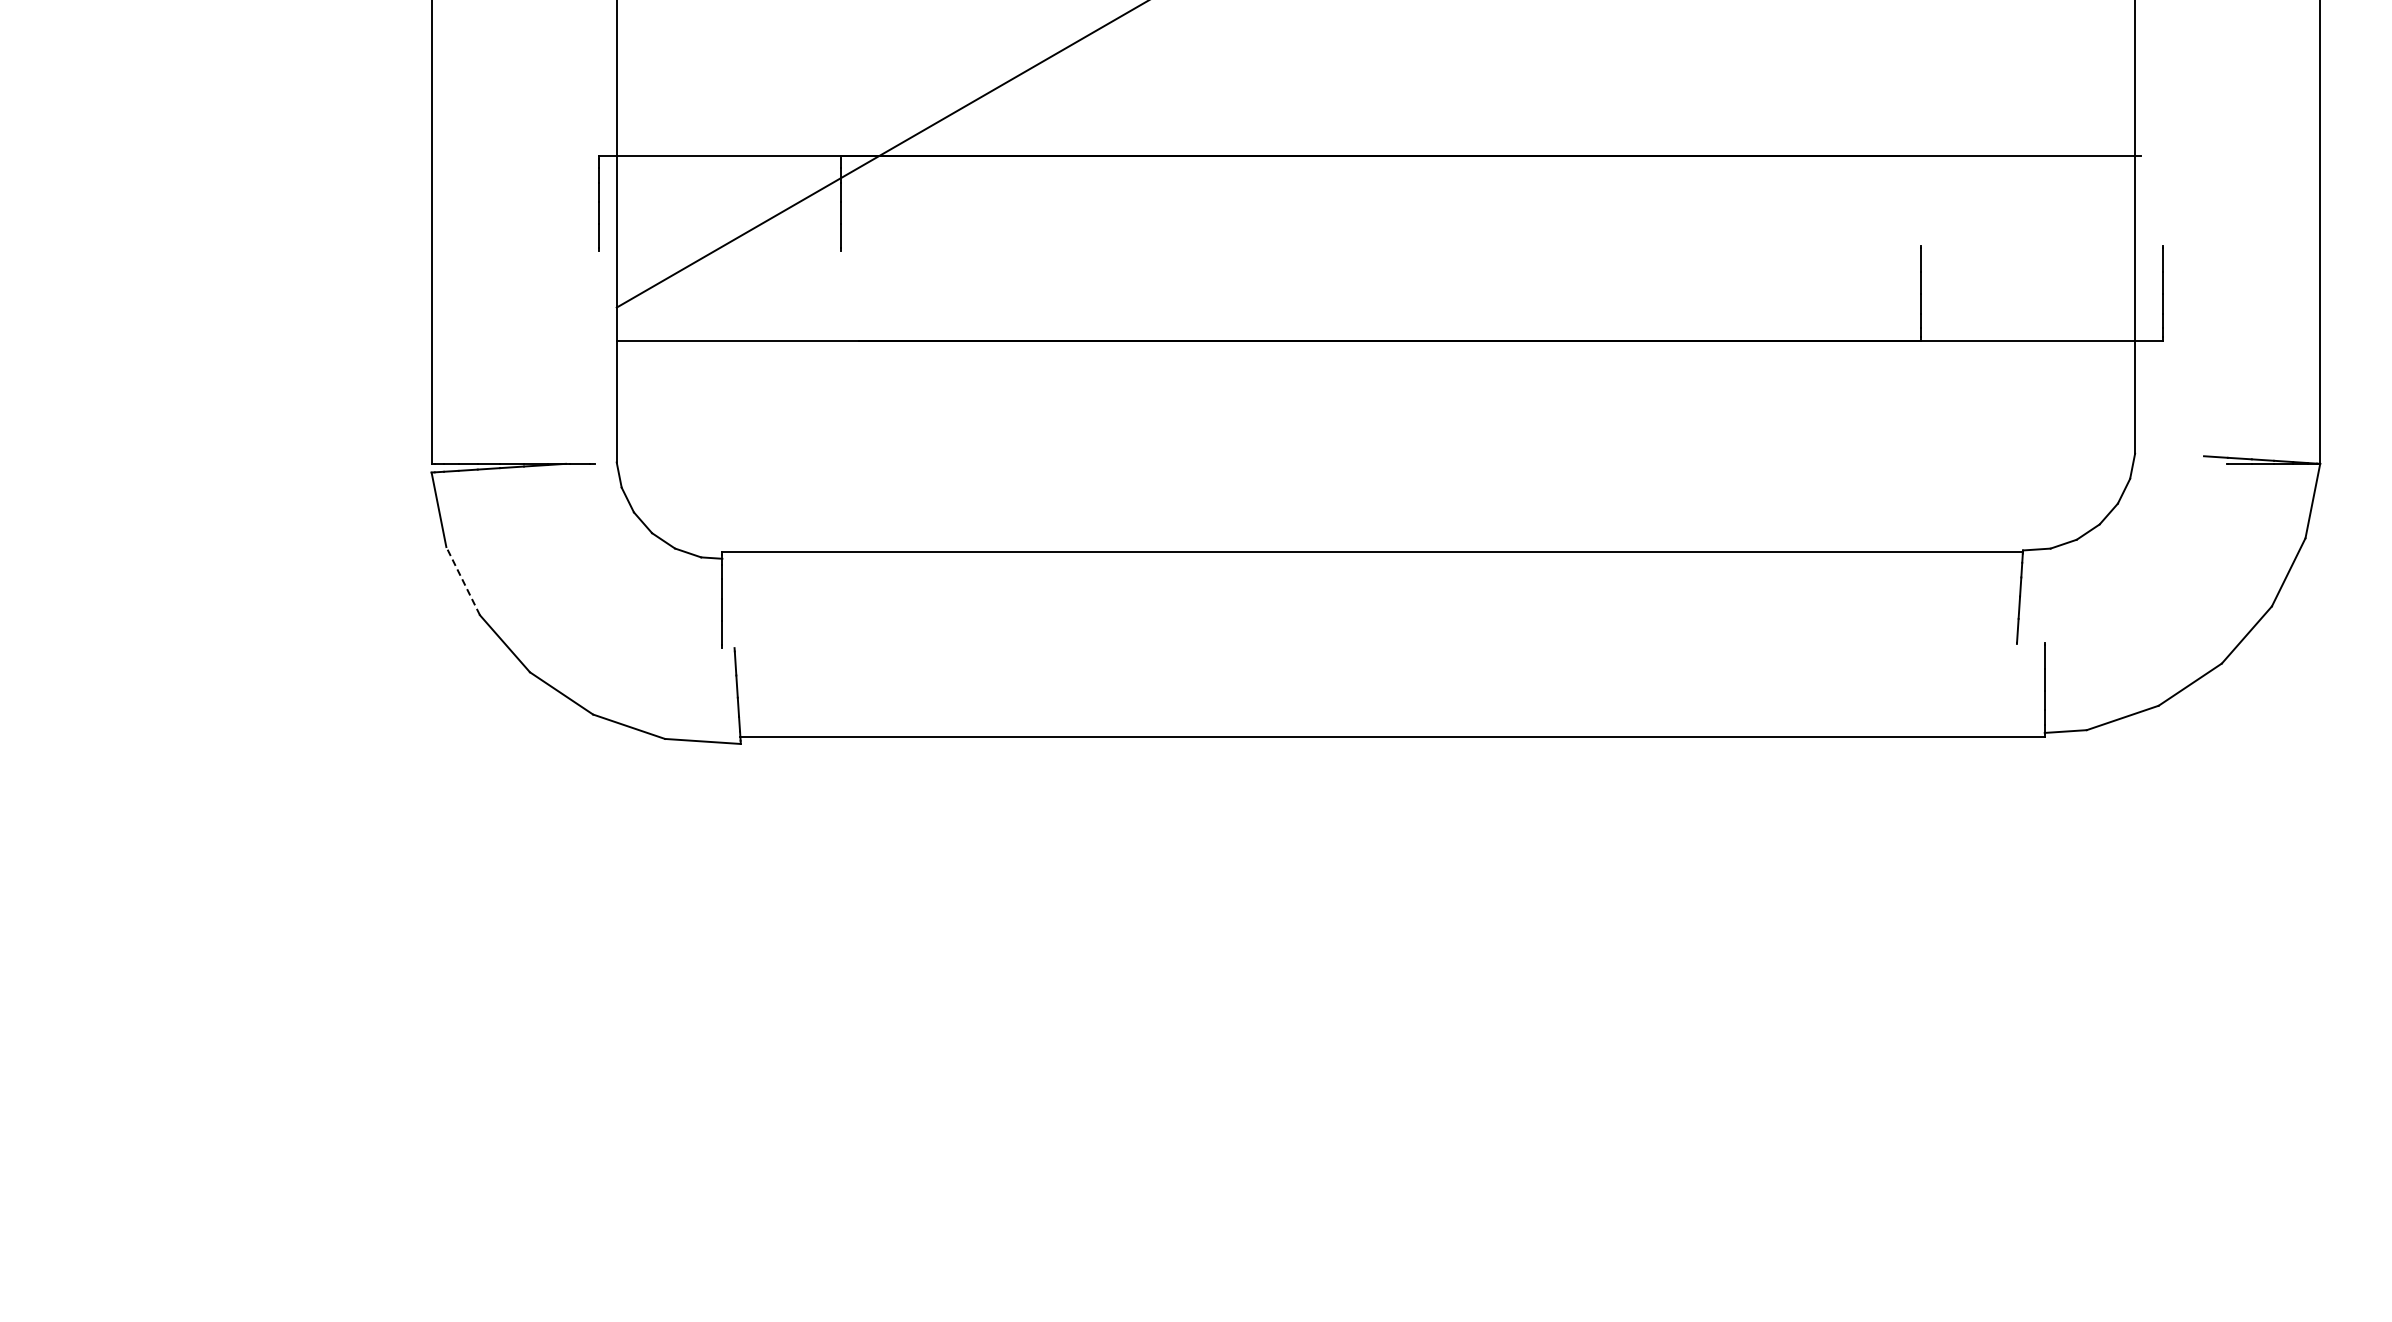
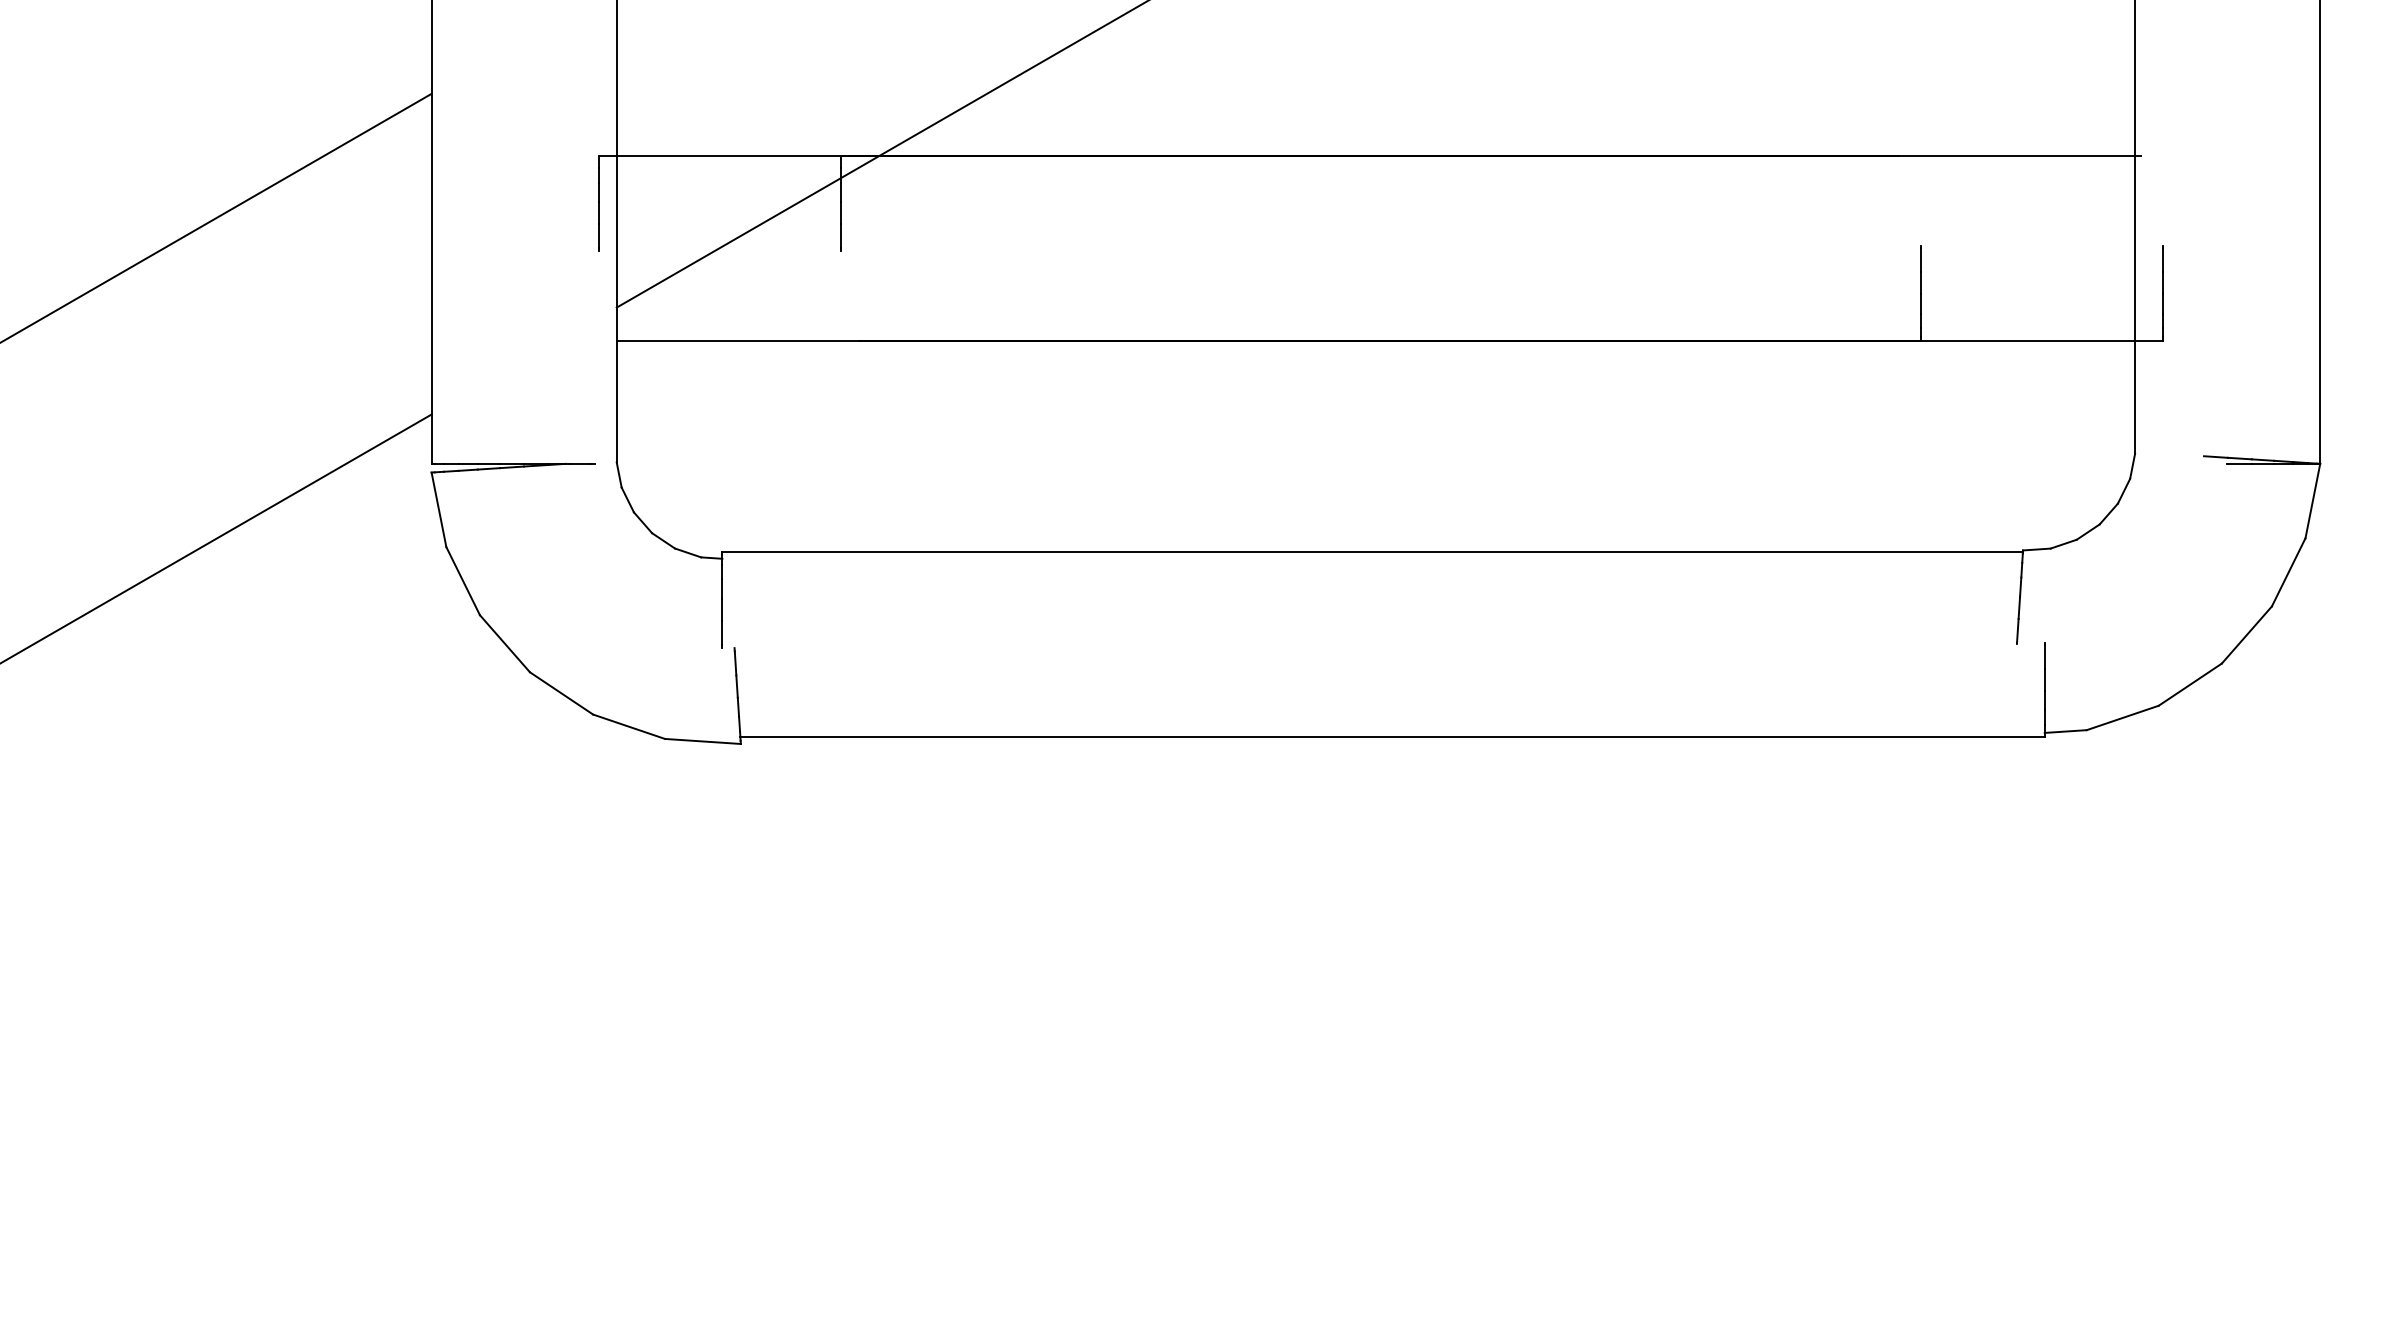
line: none -> present (216, 217)
line: none -> present (216, 538)
line: dashed -> solid (463, 581)
